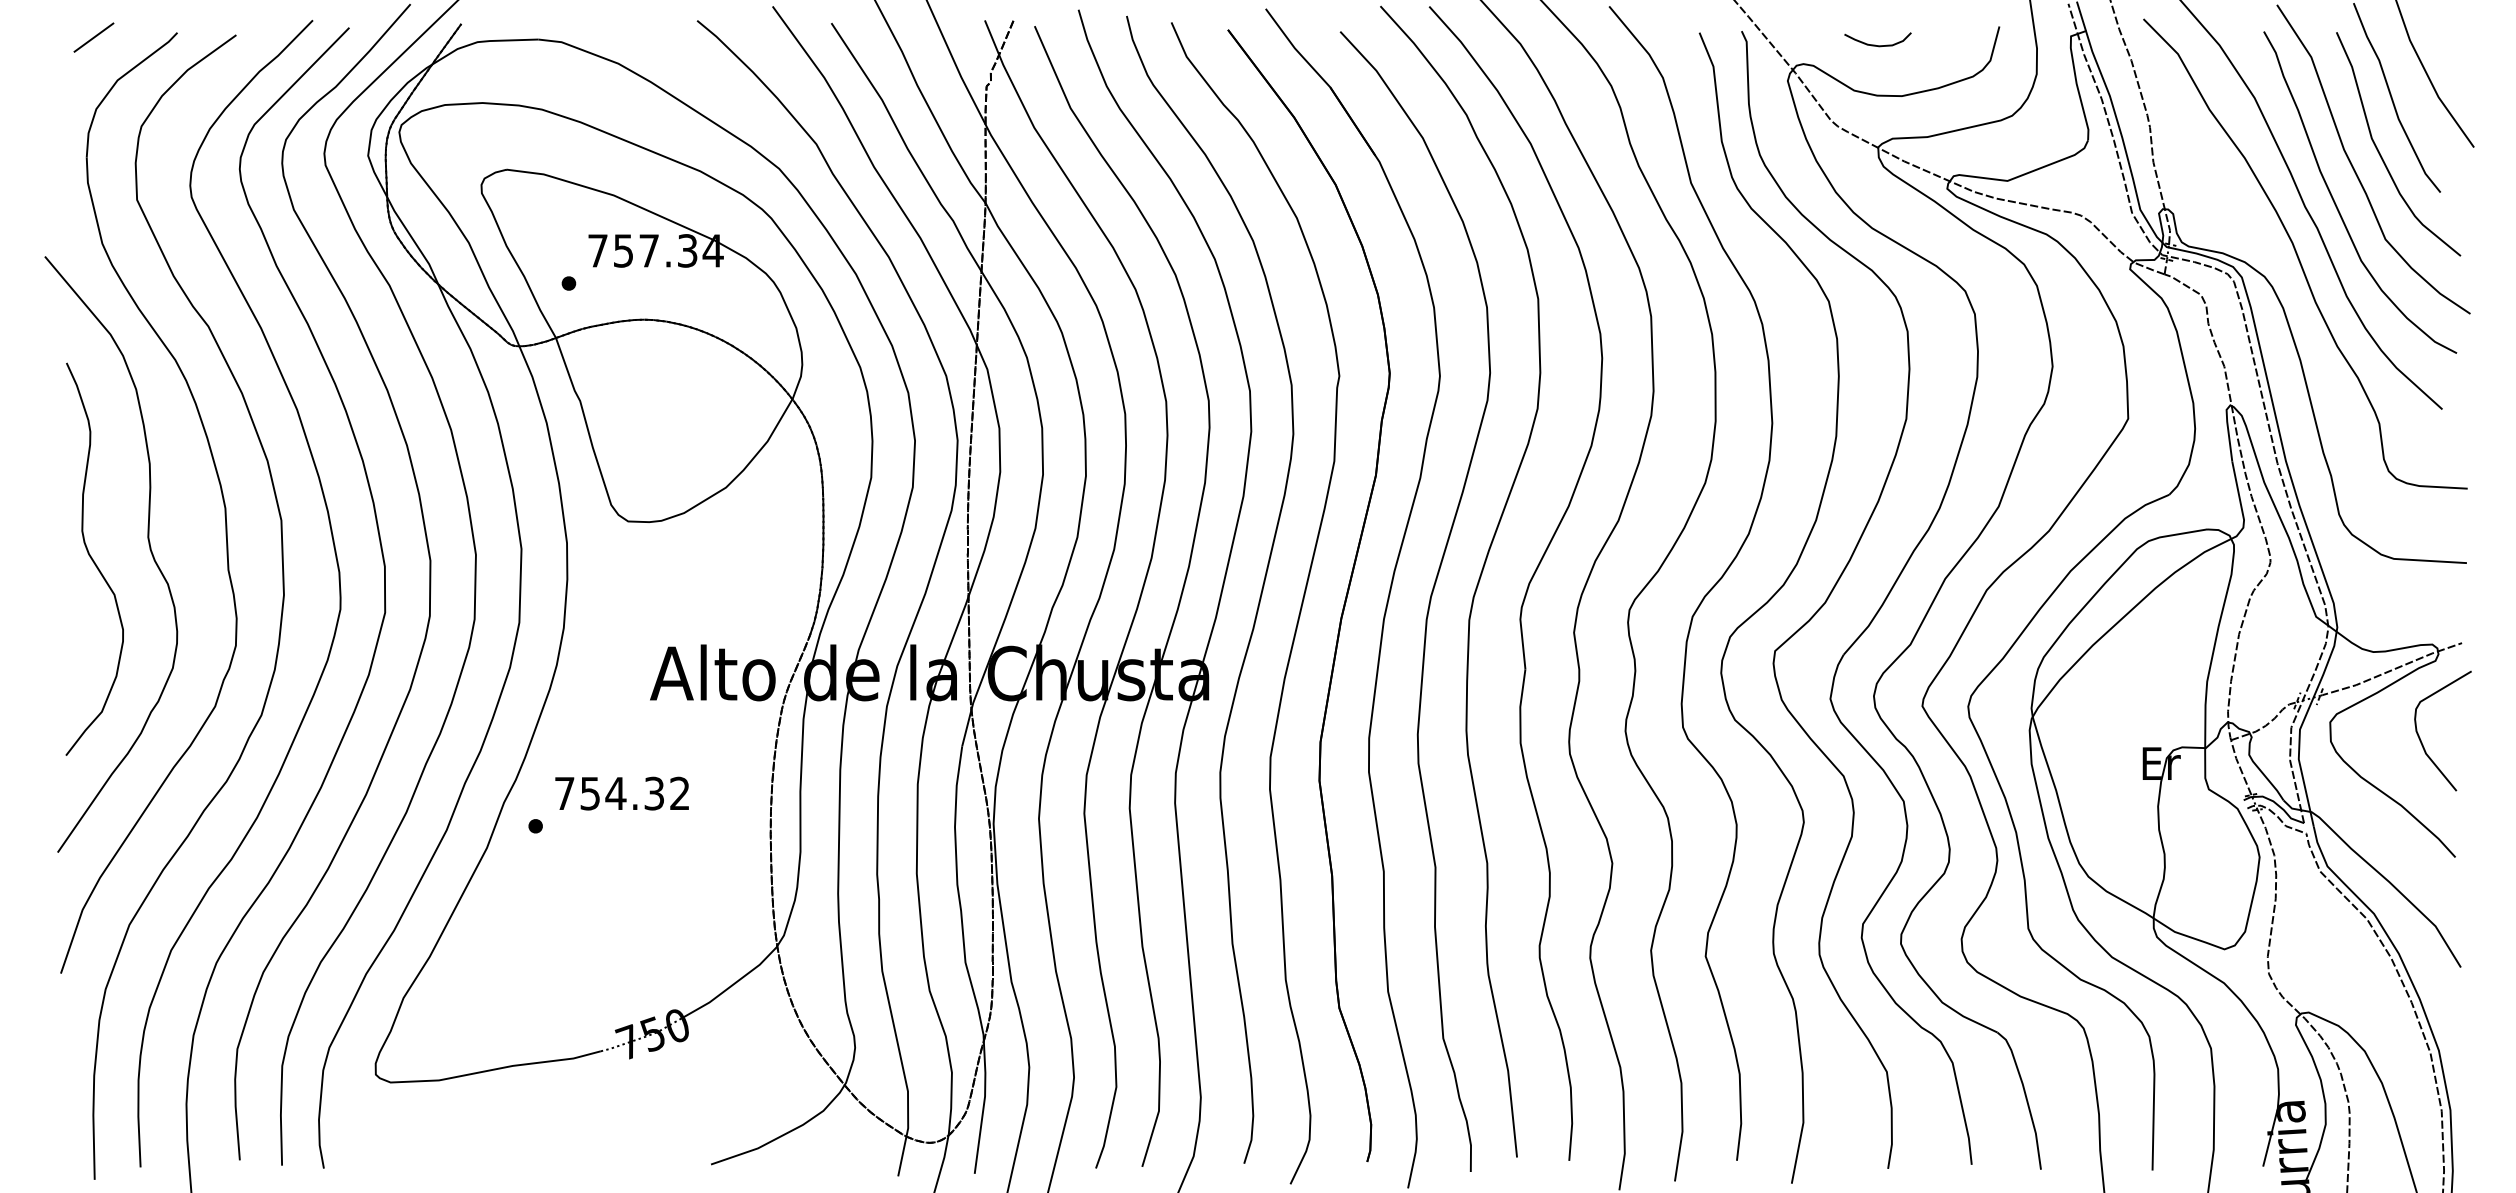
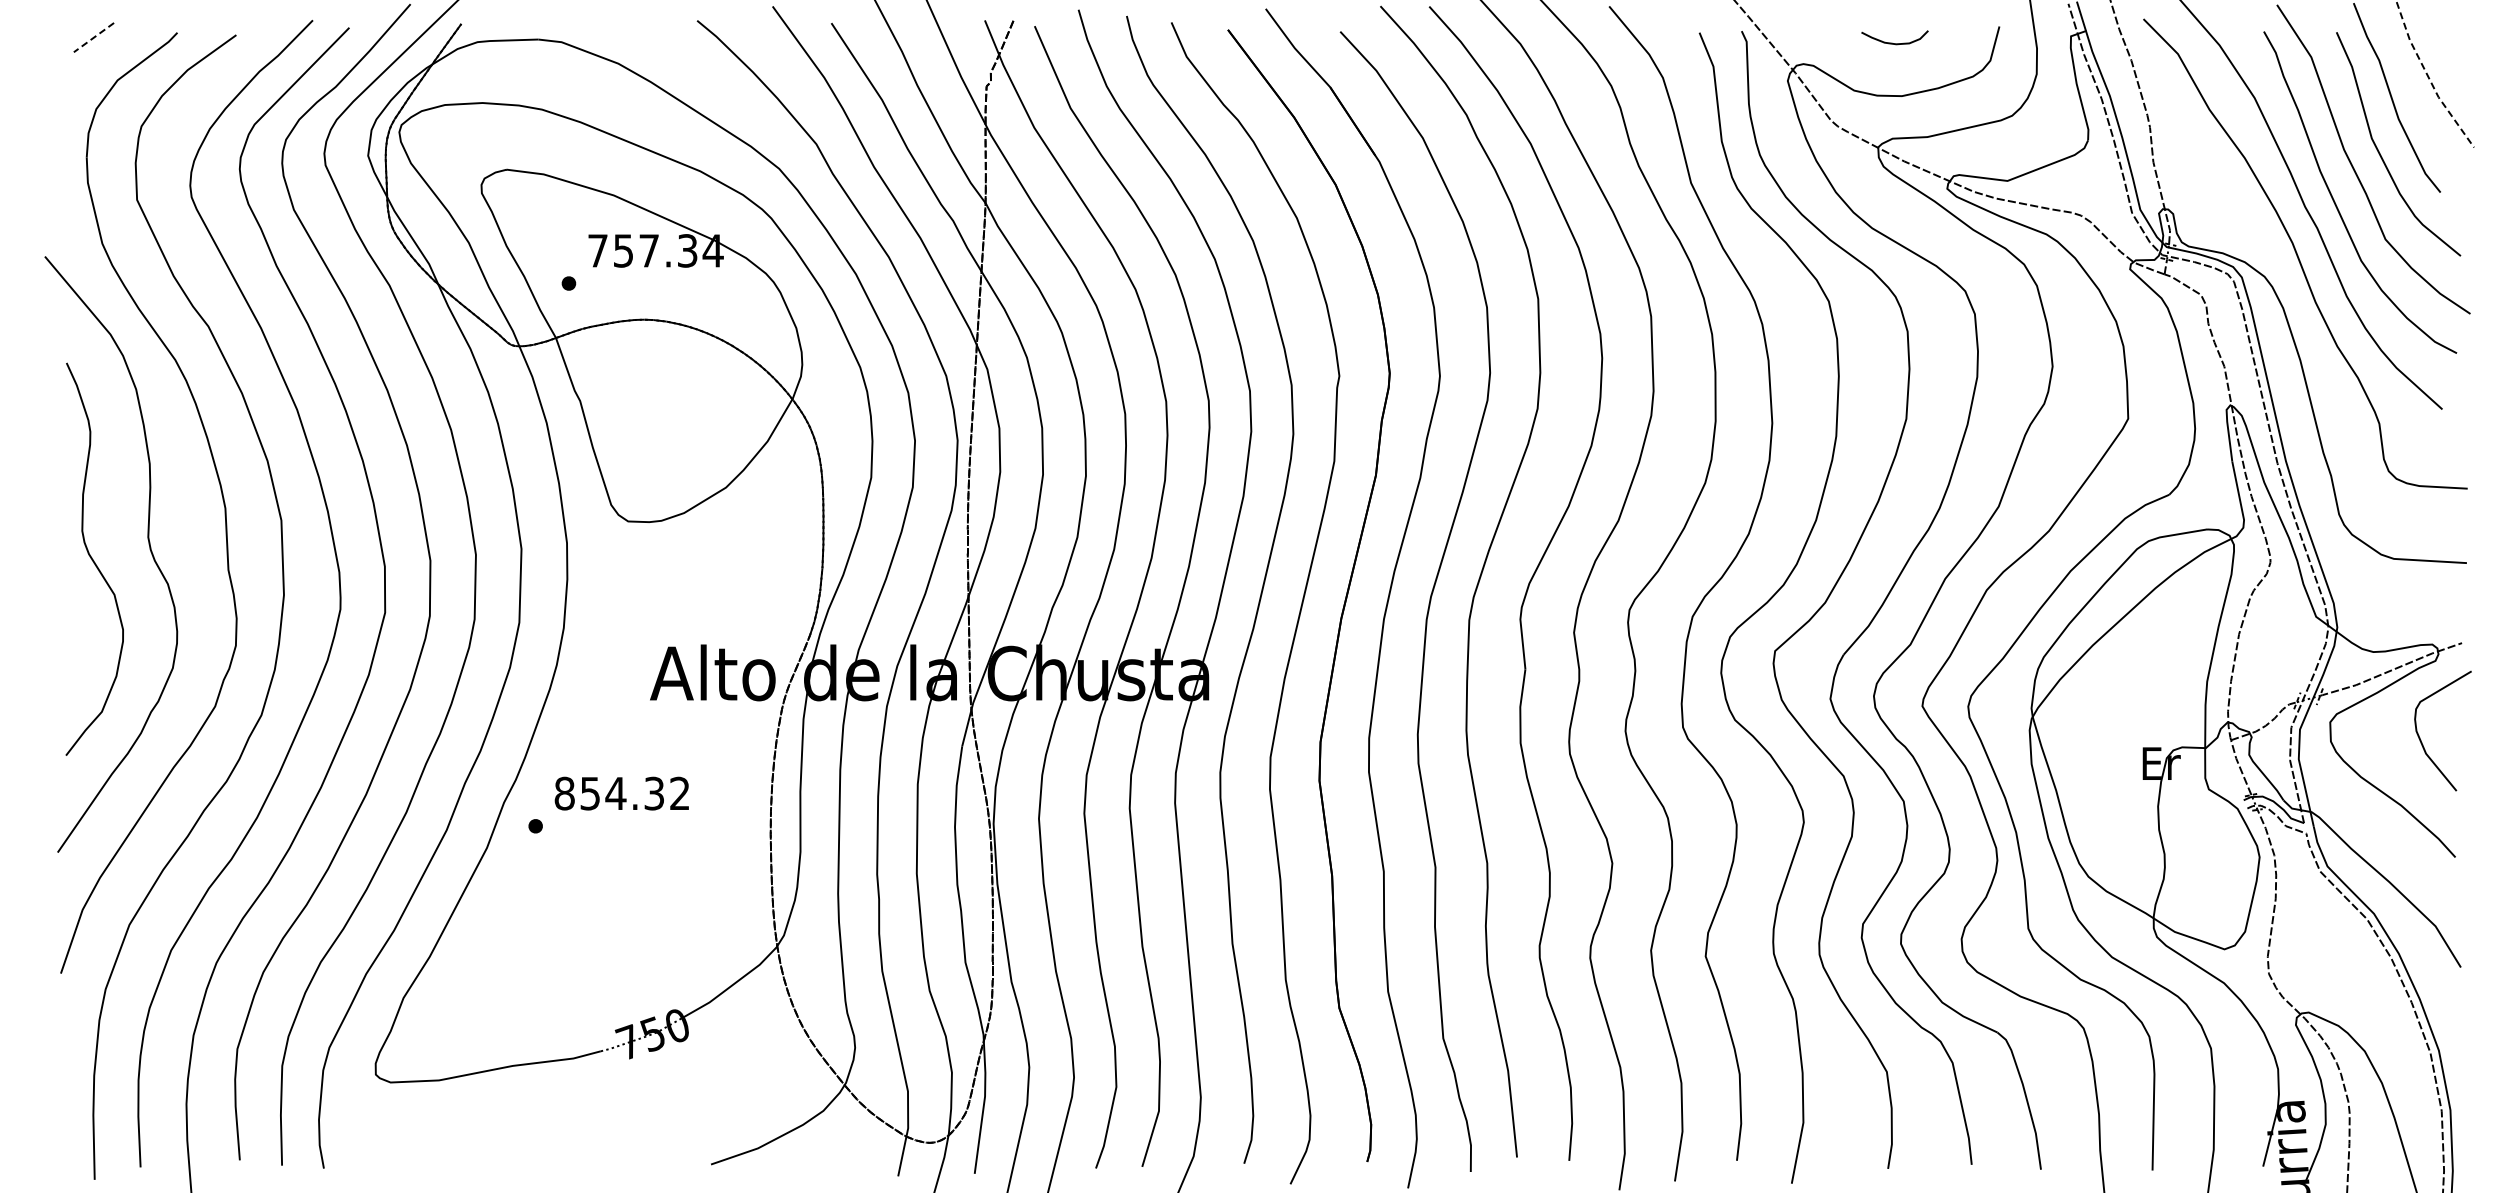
line: solid -> dashed (93, 37)
curve position: (1875, 44) -> (1892, 42) (1892, 42)
line: solid -> dashed (2428, 77)
text: 754.32 -> 854.32 (564, 793)
